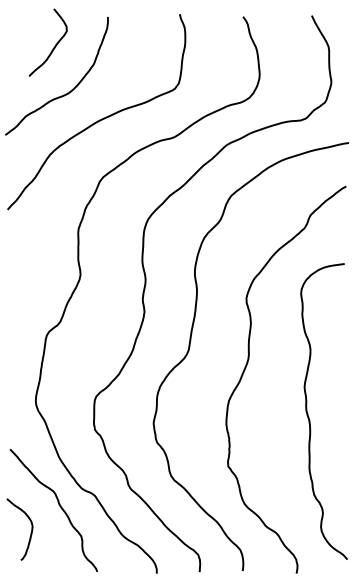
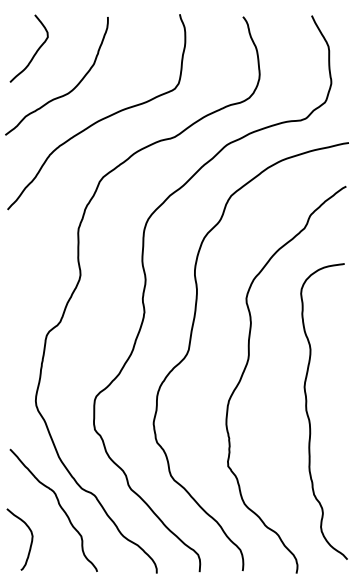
curve position: (53, 47) -> (34, 53) (34, 53)
curve position: (30, 532) -> (30, 542) (30, 542)
